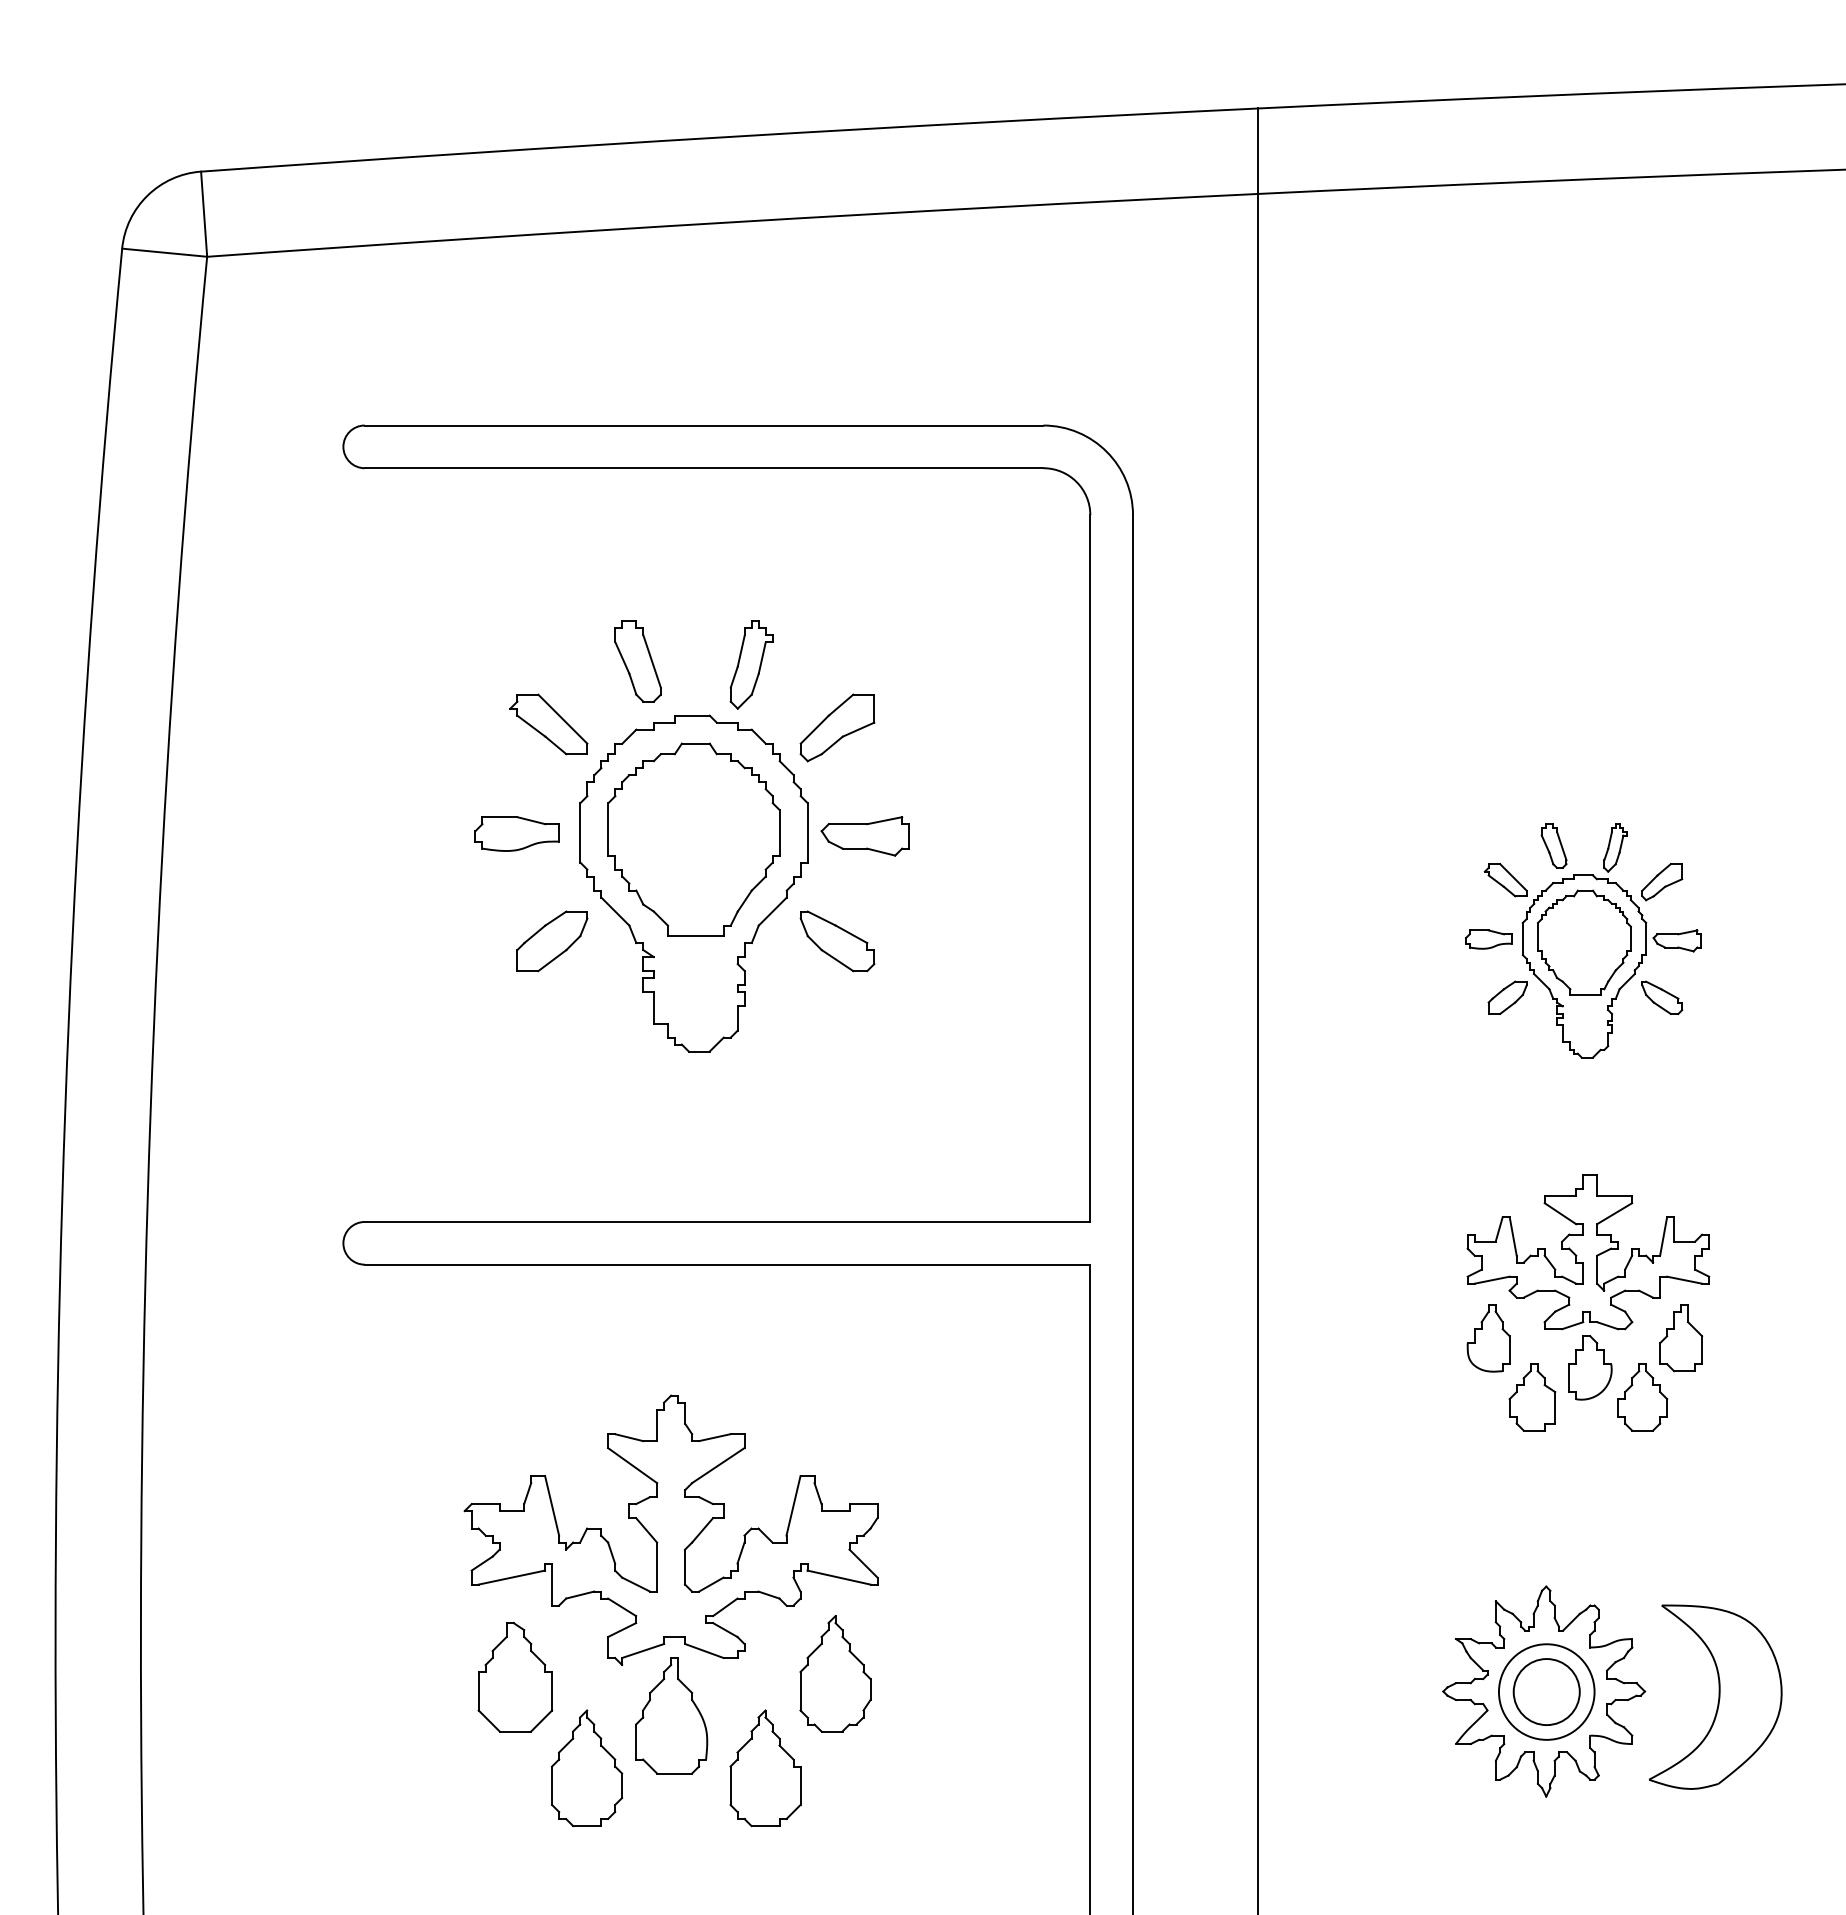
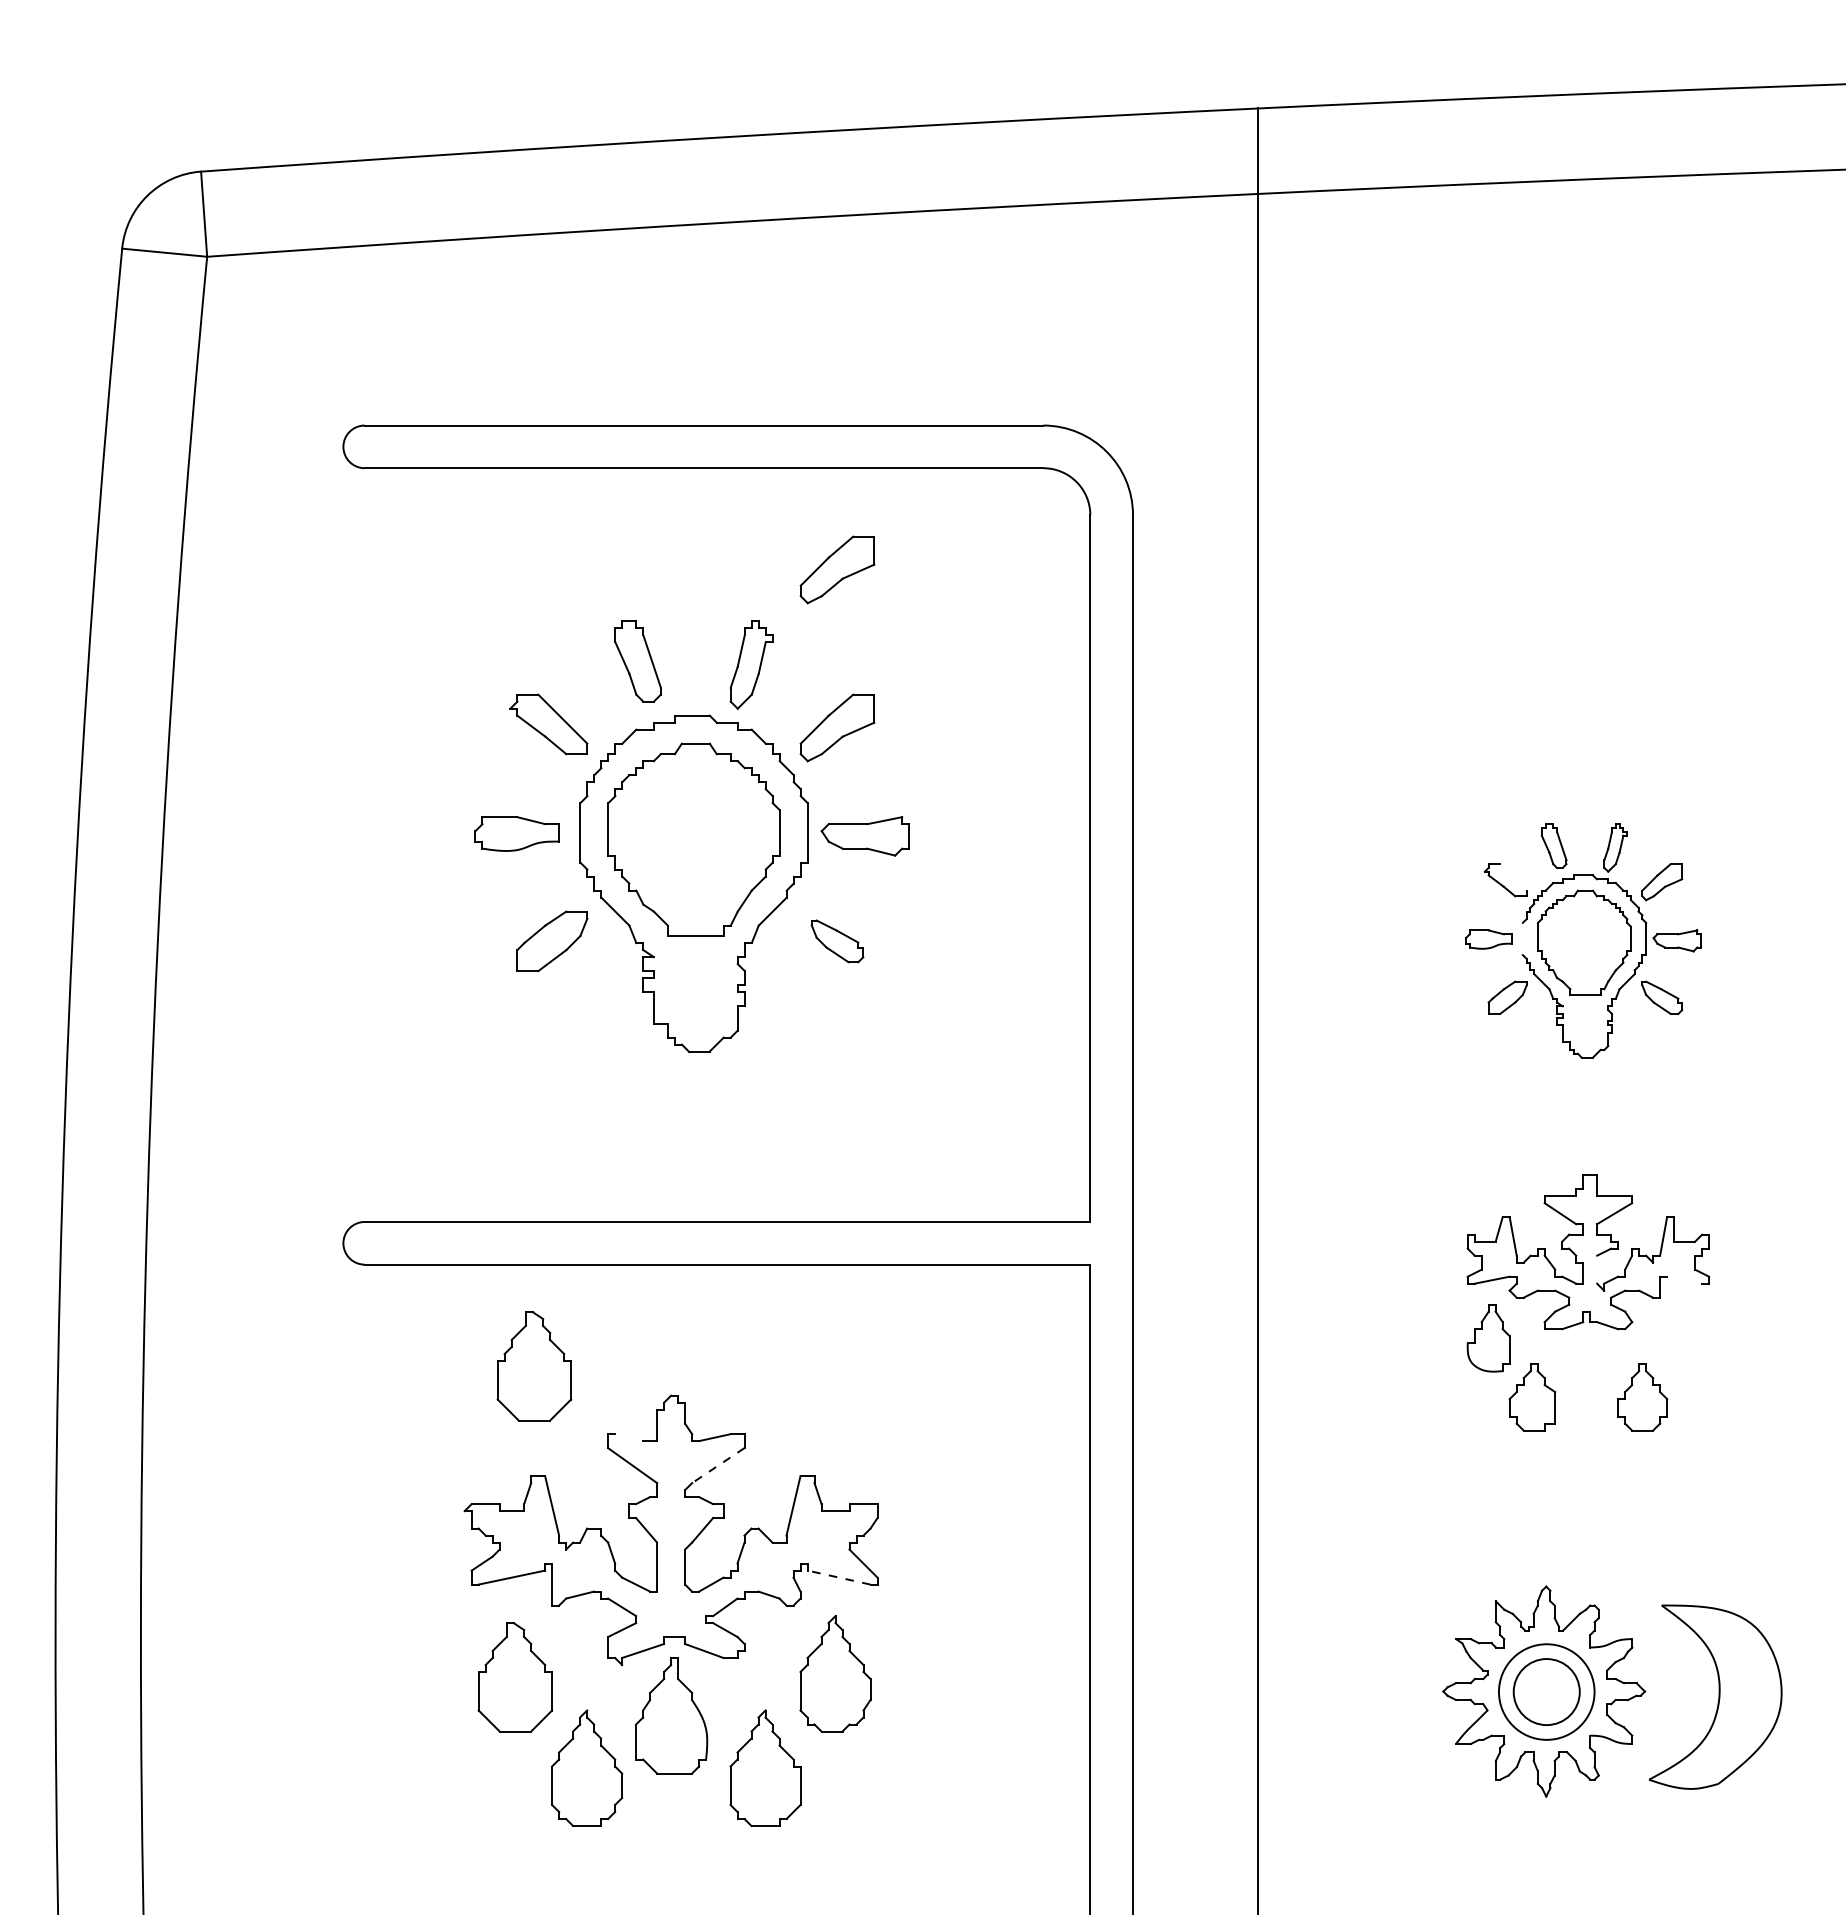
part: none -> present (837, 569)
line: present -> none (1513, 877)
line: present -> none (1522, 938)
part size: 77x63 px -> 55x45 px (837, 941)
line: present -> none (1597, 1269)
line: present -> none (1684, 1279)
part: present -> none (1681, 1338)
part: none -> present (534, 1366)
part: present -> none (1590, 1367)
line: present -> none (629, 1437)
line: solid -> dashed (718, 1465)
line: solid -> dashed (838, 1577)
